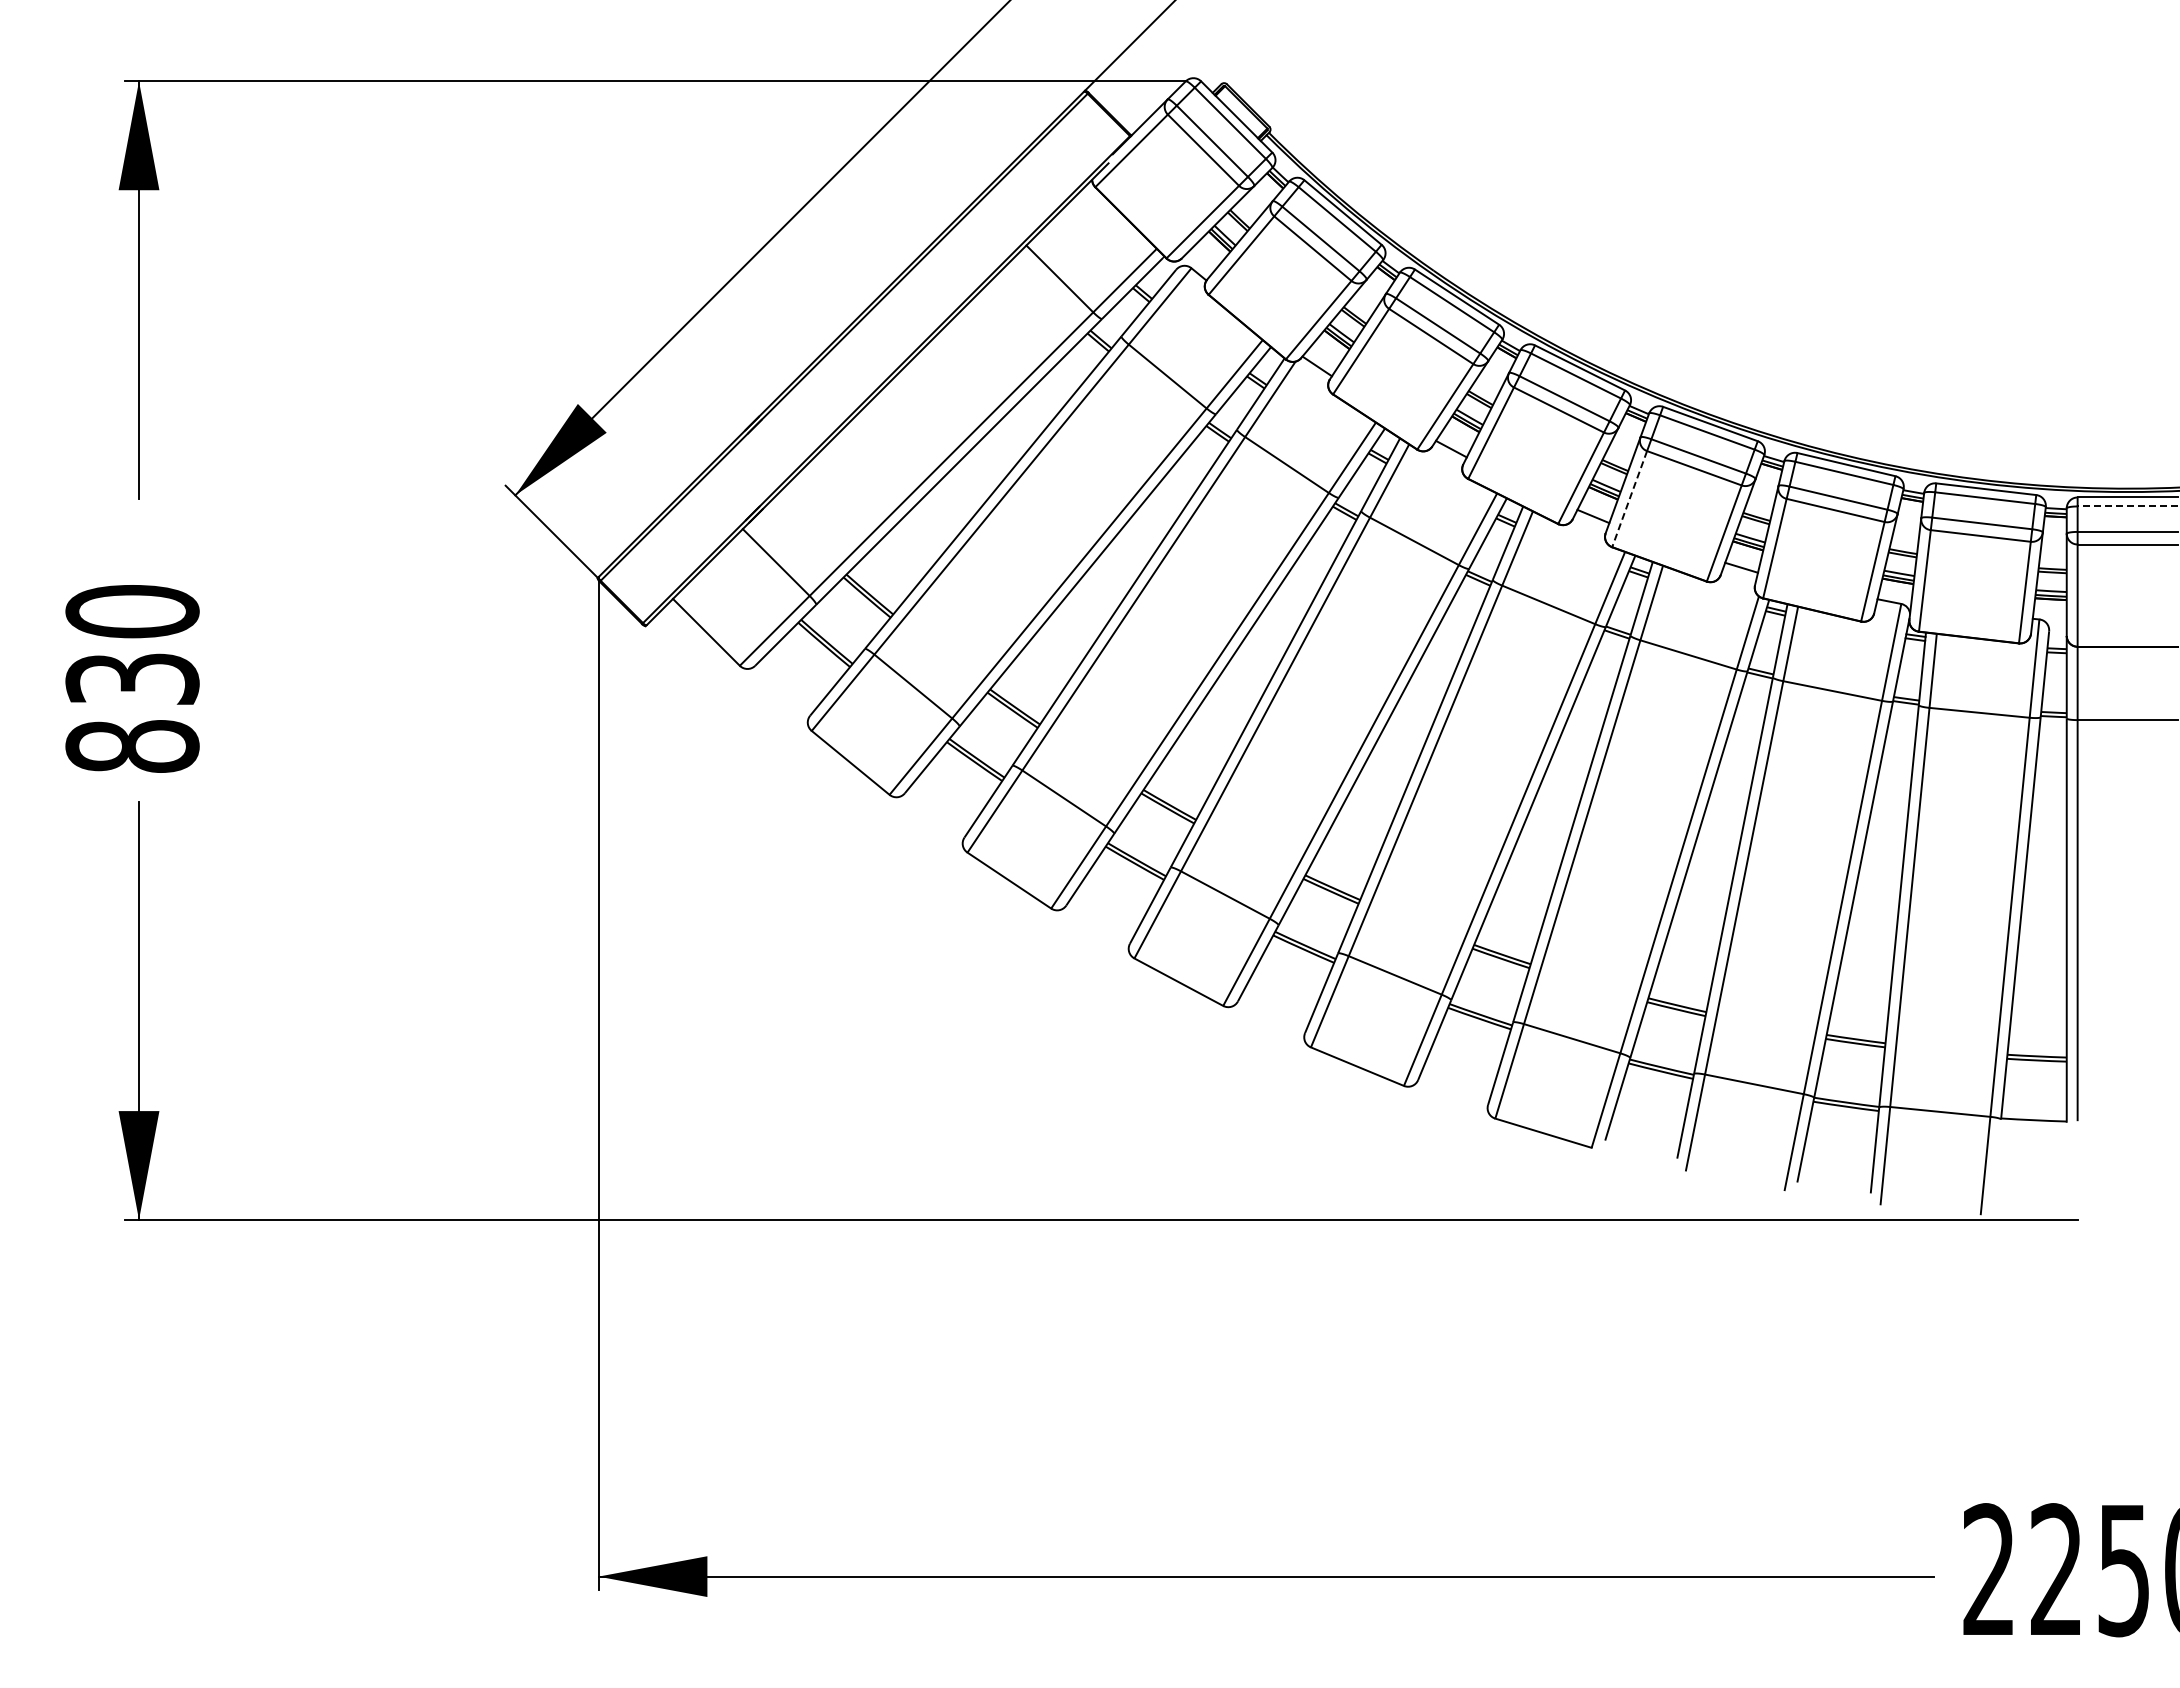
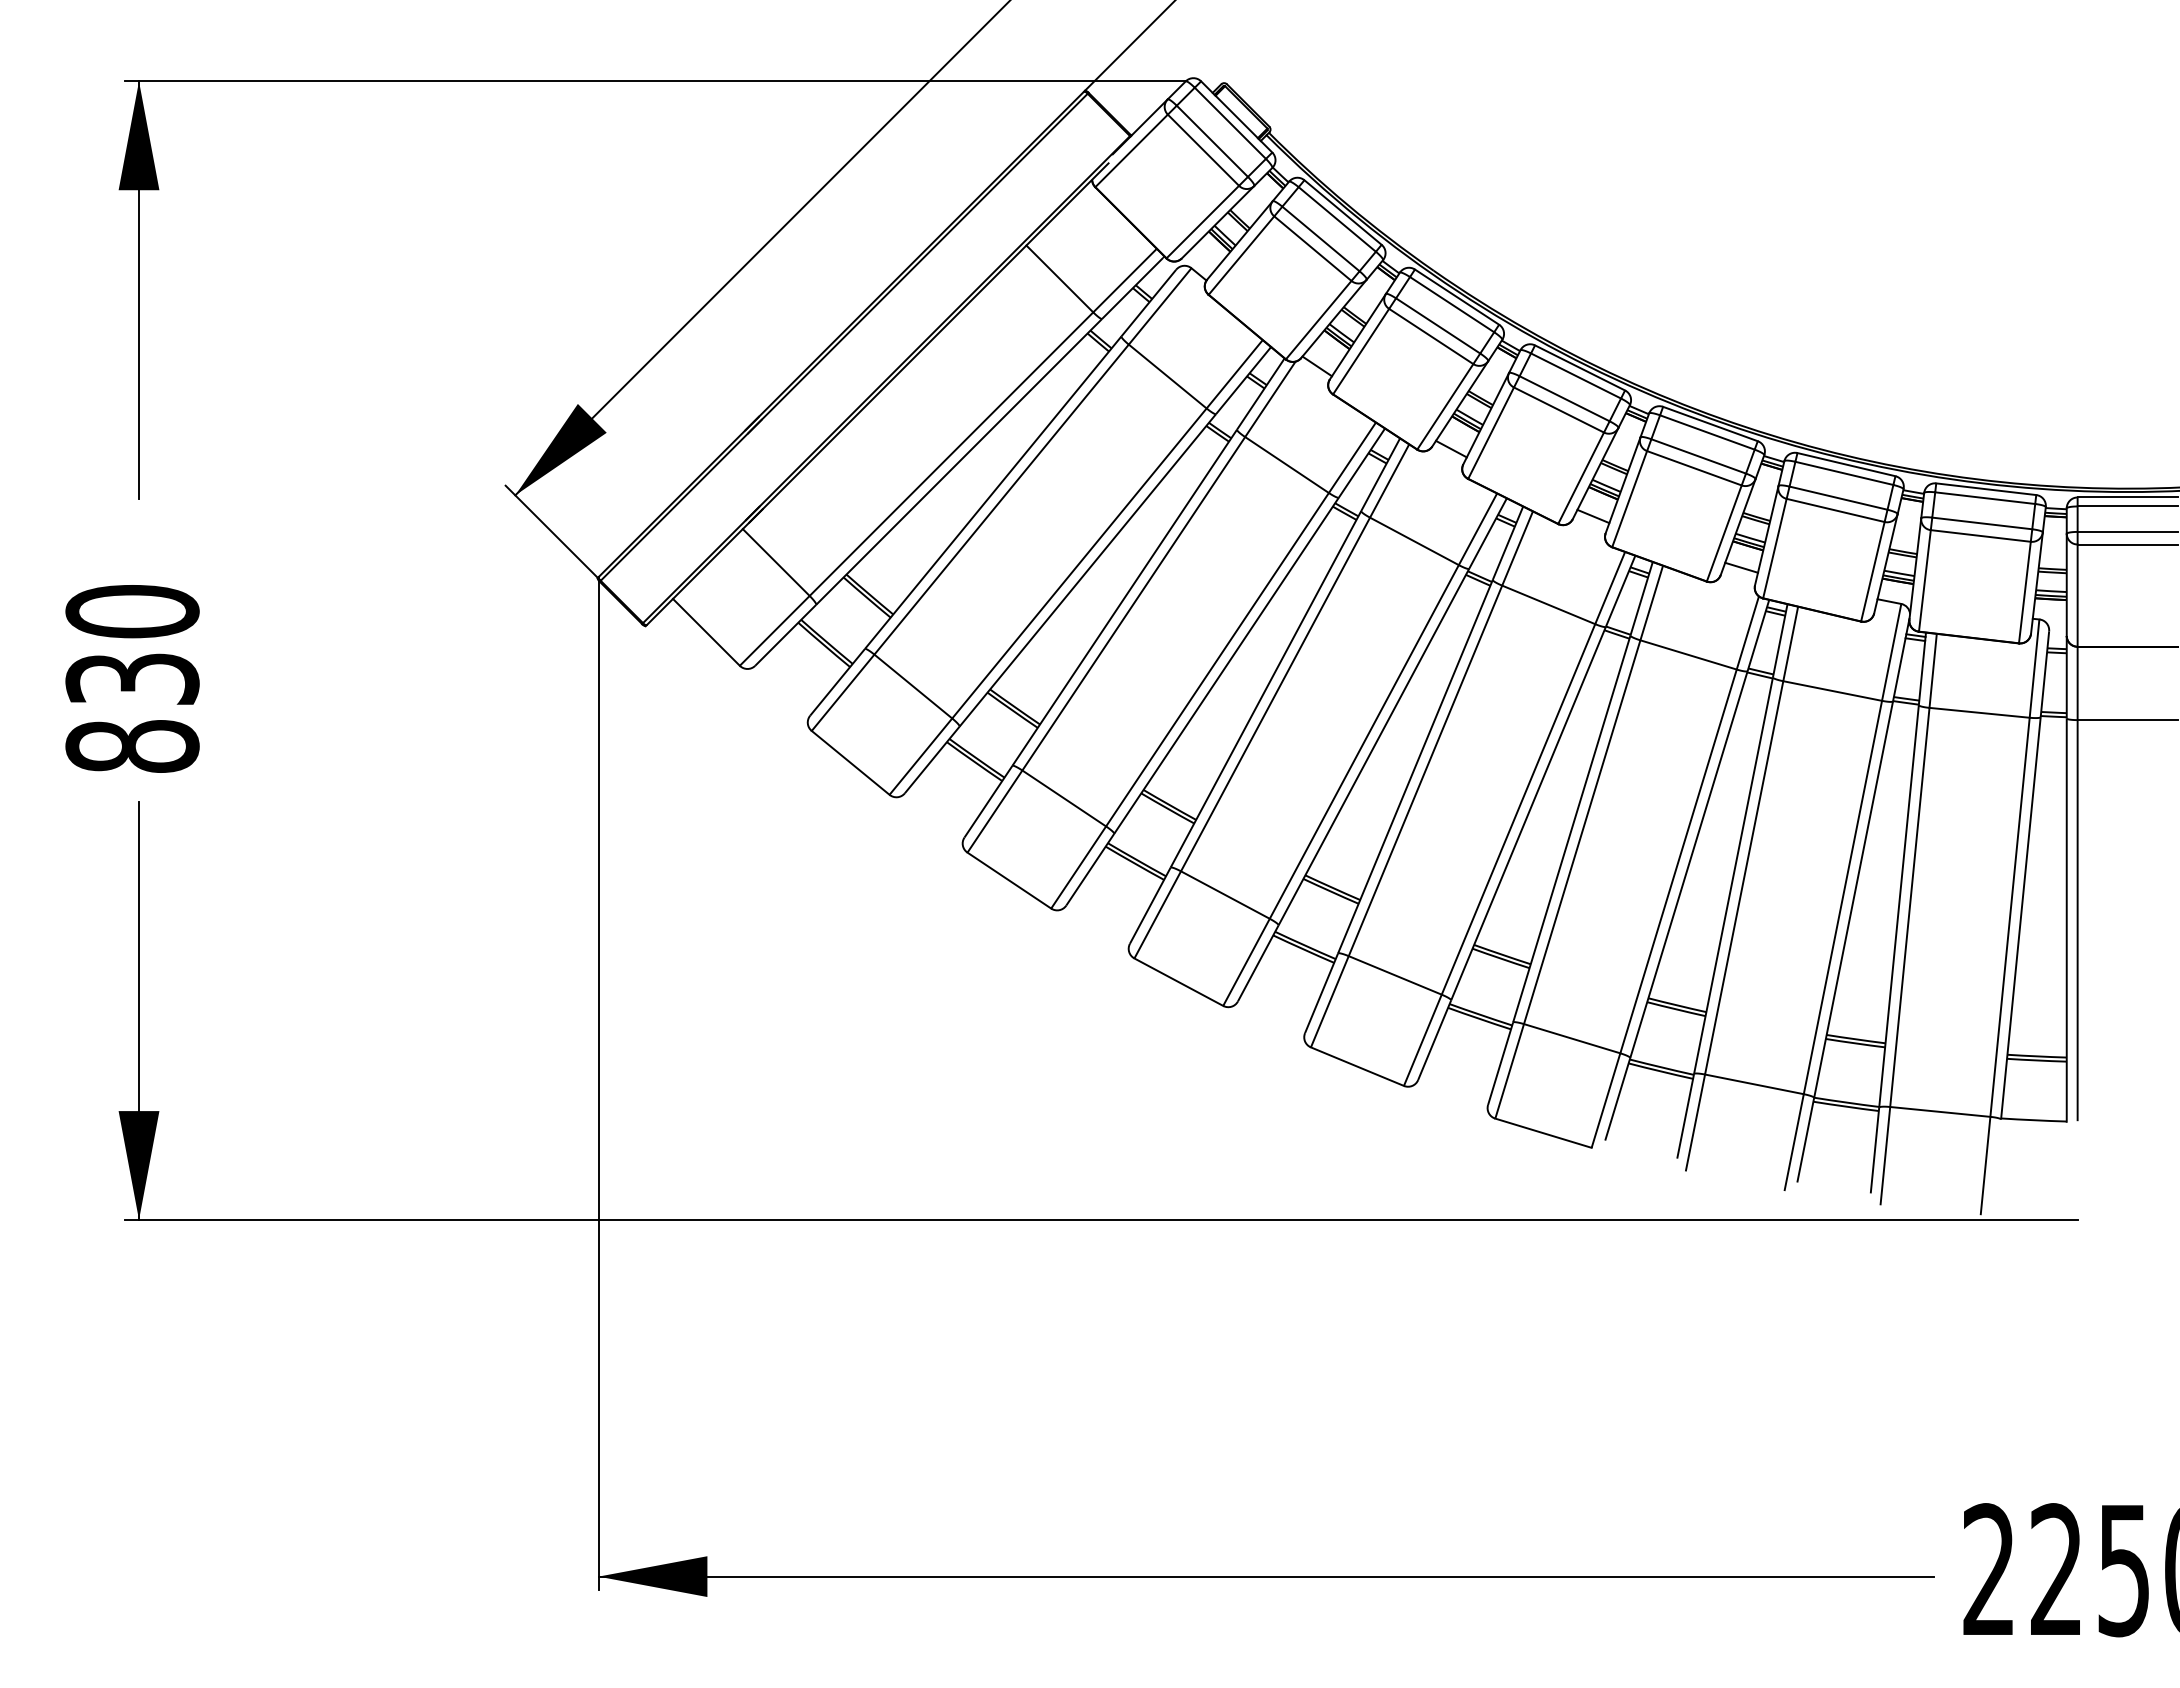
line: dashed -> solid (1629, 499)
line: dashed -> solid (2127, 506)
